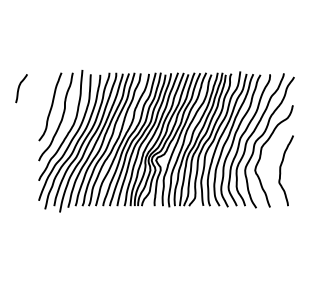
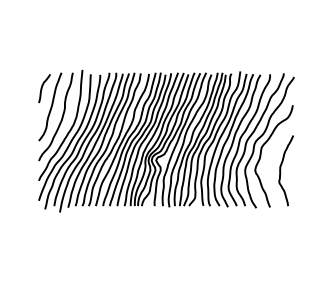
curve position: (19, 88) -> (42, 88) (42, 88)
